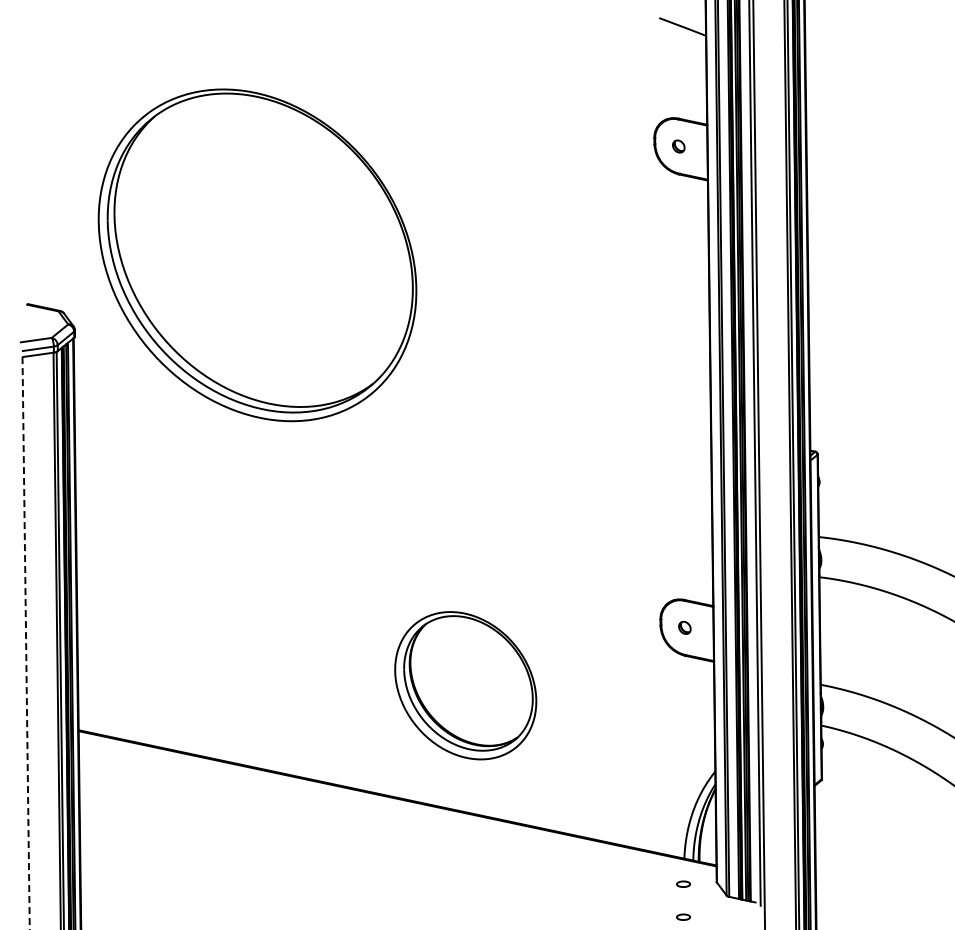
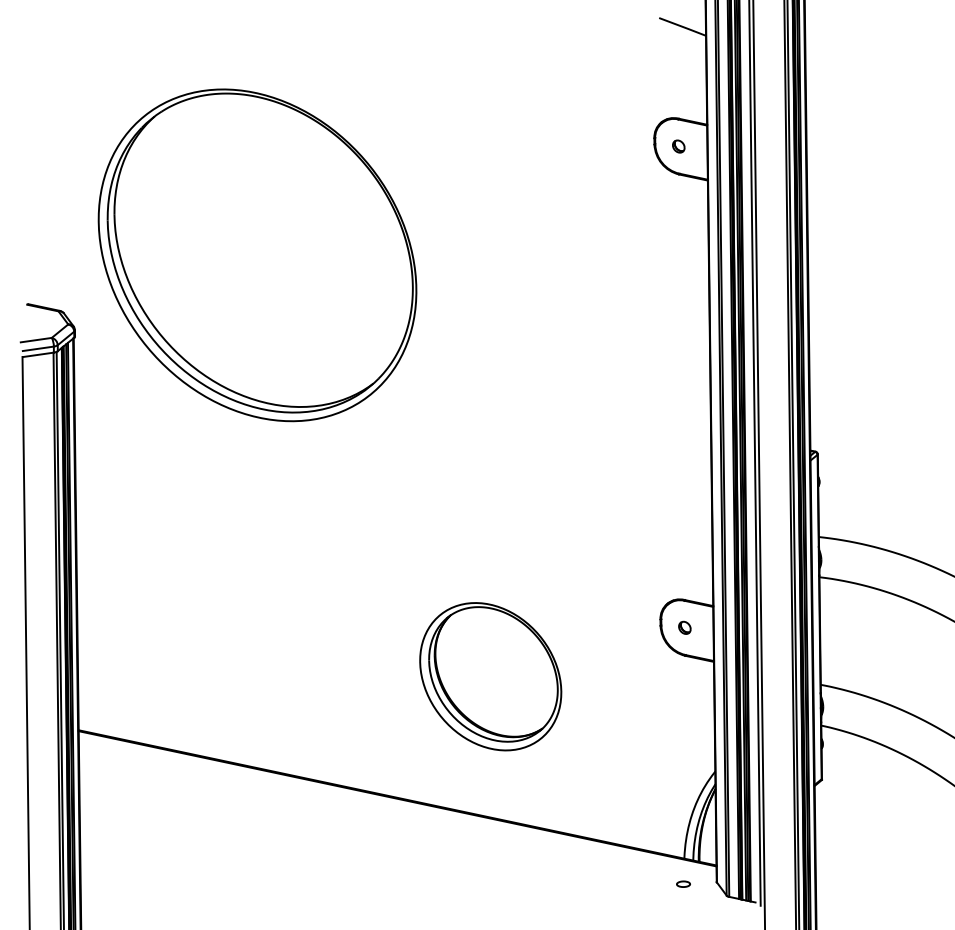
line: dashed -> solid (26, 643)
part position: (465, 685) -> (490, 676) (490, 676)
part: present -> none (683, 916)
